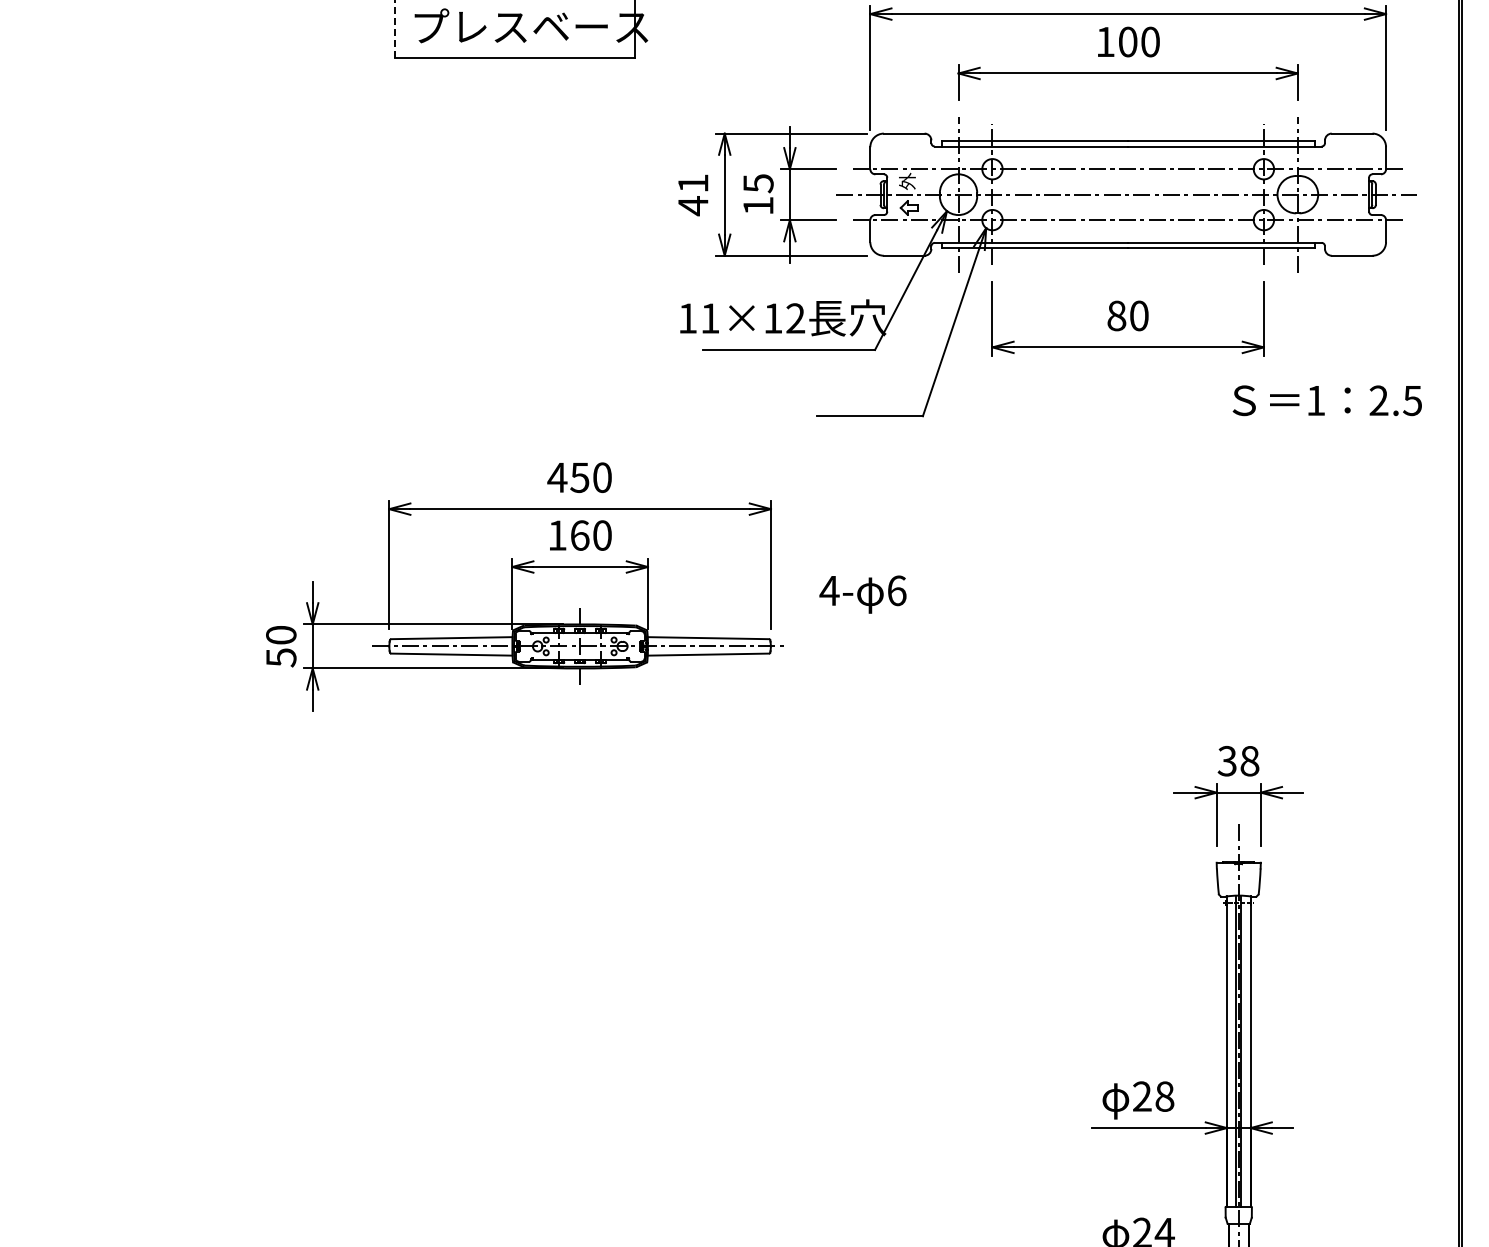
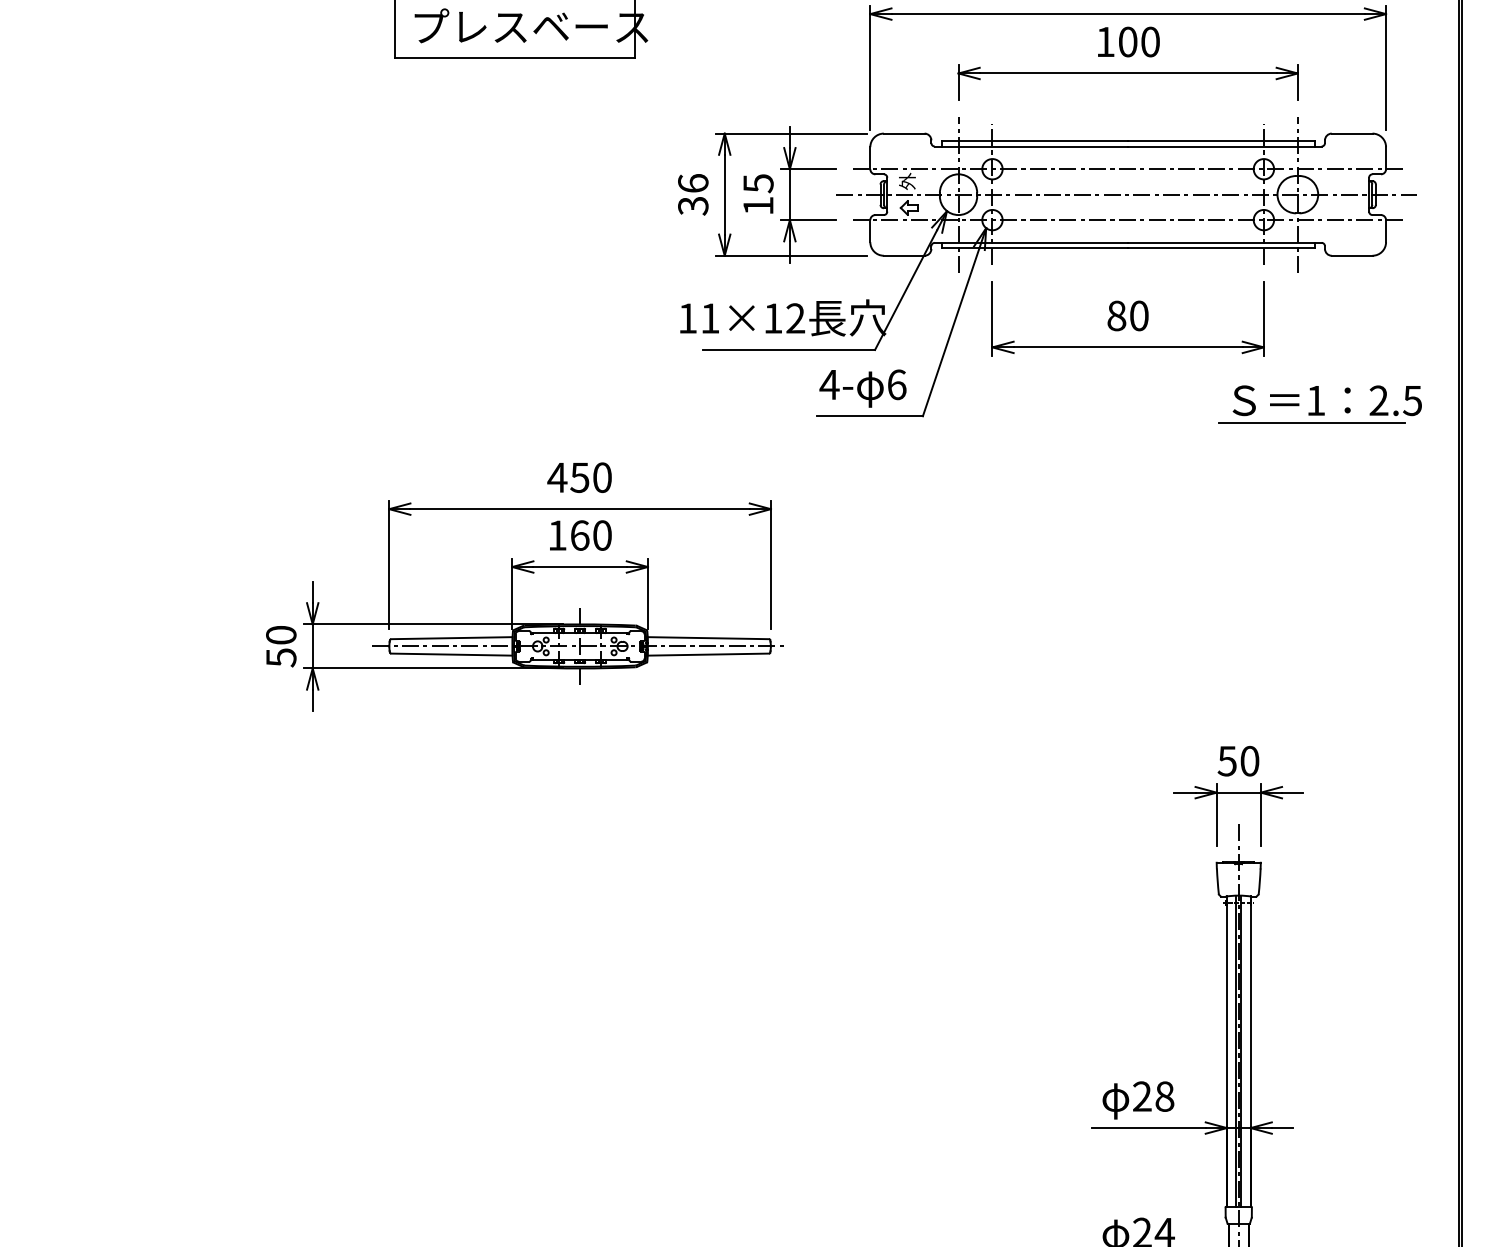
line: dashed -> solid (395, 29)
text: 41 -> 36 (693, 195)
line: none -> present (1312, 423)
text position: (862, 594) -> (862, 388) (862, 388)
text: 38 -> 50 (1238, 760)
